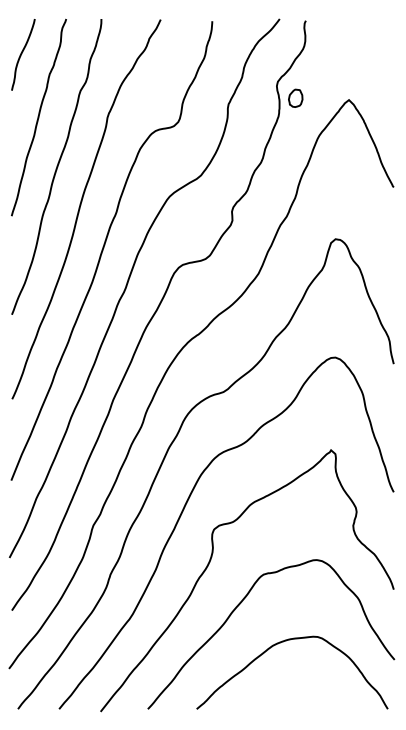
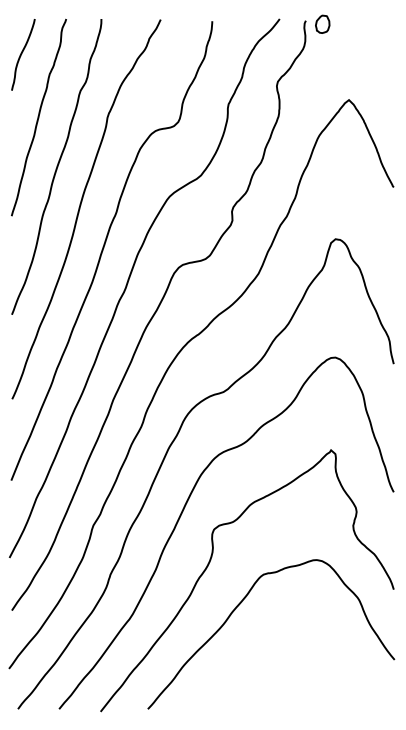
part position: (295, 97) -> (322, 23) (322, 23)
curve: present -> none (278, 644)
